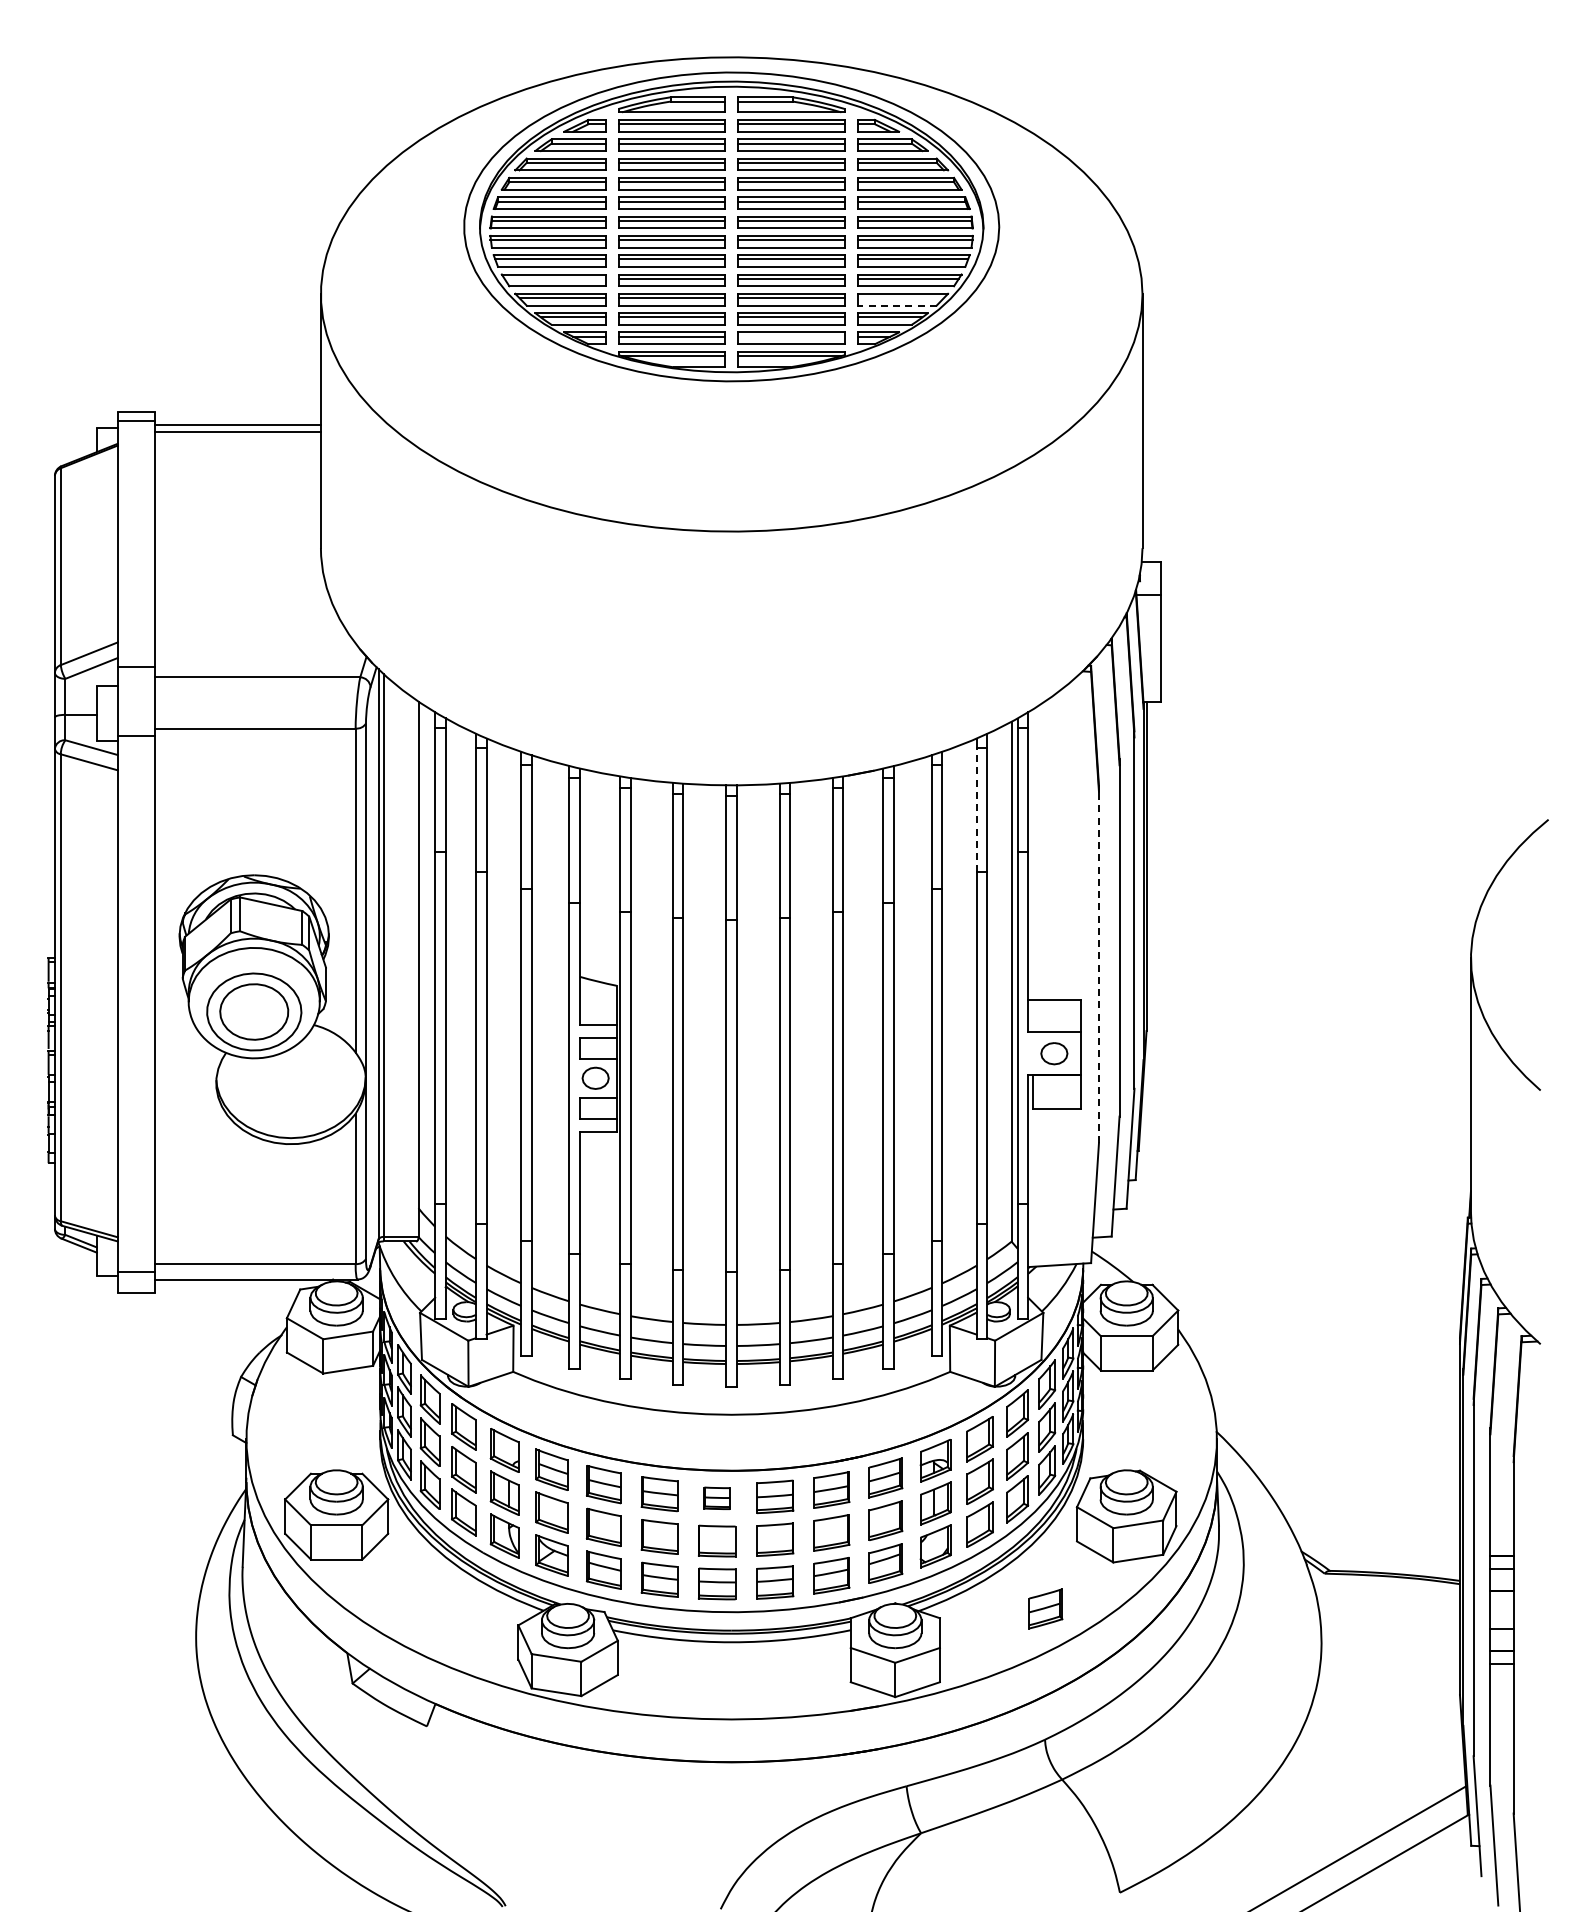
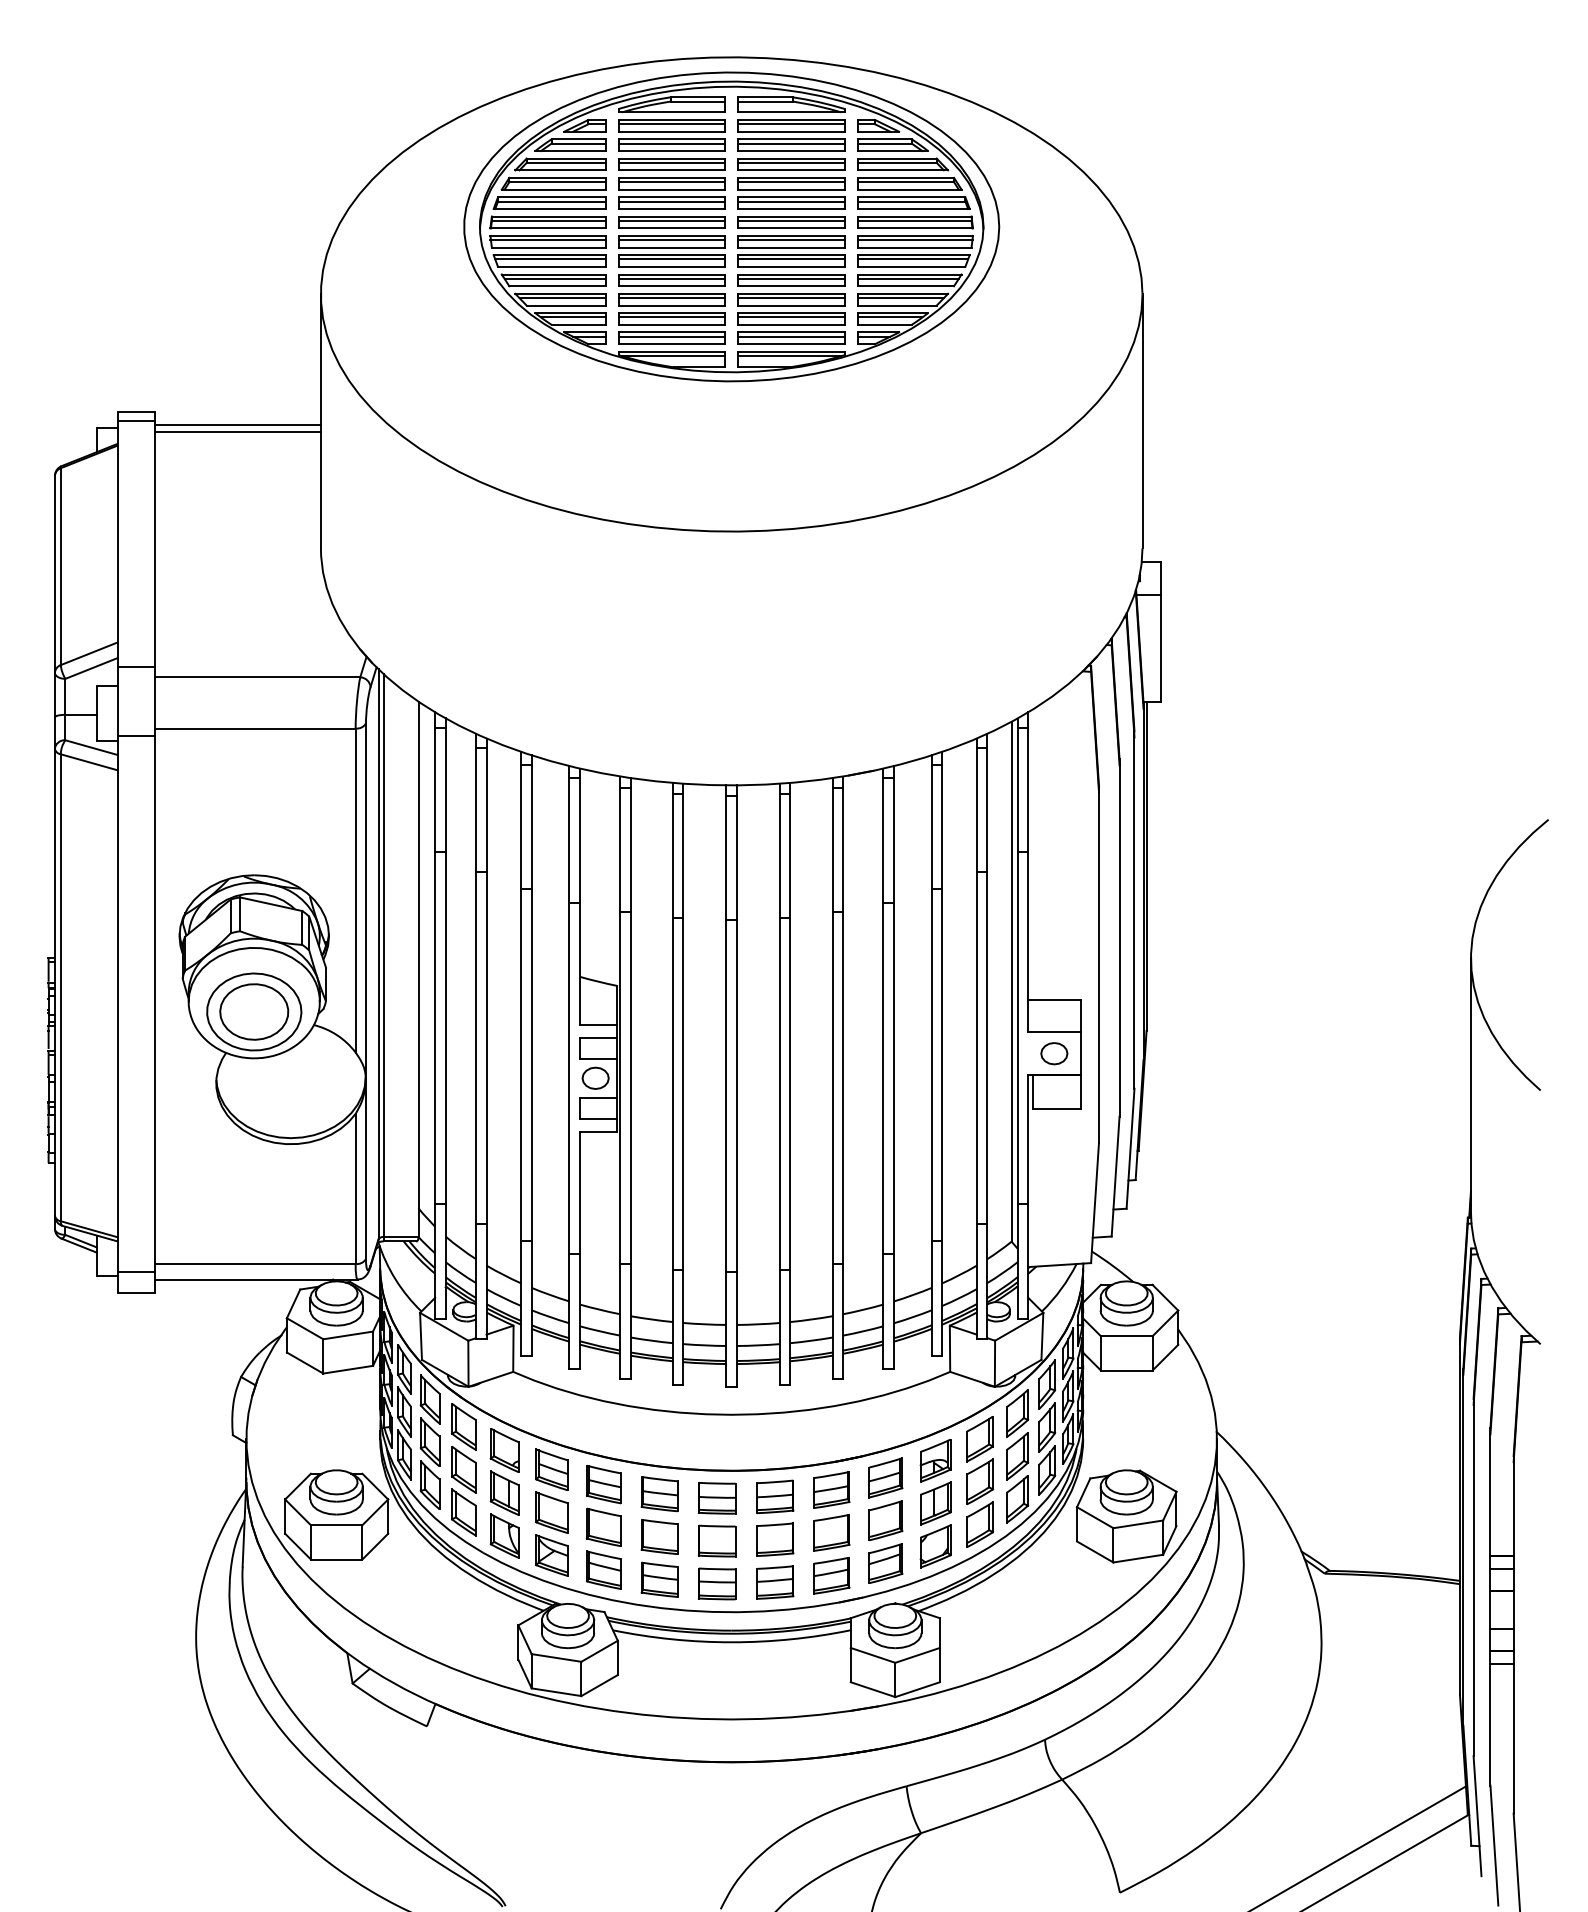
line: none -> present (554, 278)
line: none -> present (900, 298)
line: dashed -> solid (896, 305)
line: none -> present (791, 336)
line: dashed -> solid (976, 809)
line: dashed -> solid (1098, 967)
part size: 28x24 px -> 39x33 px (717, 1498)
part: present -> none (1045, 1608)
